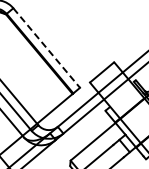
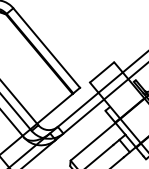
line: dashed -> solid (46, 48)
